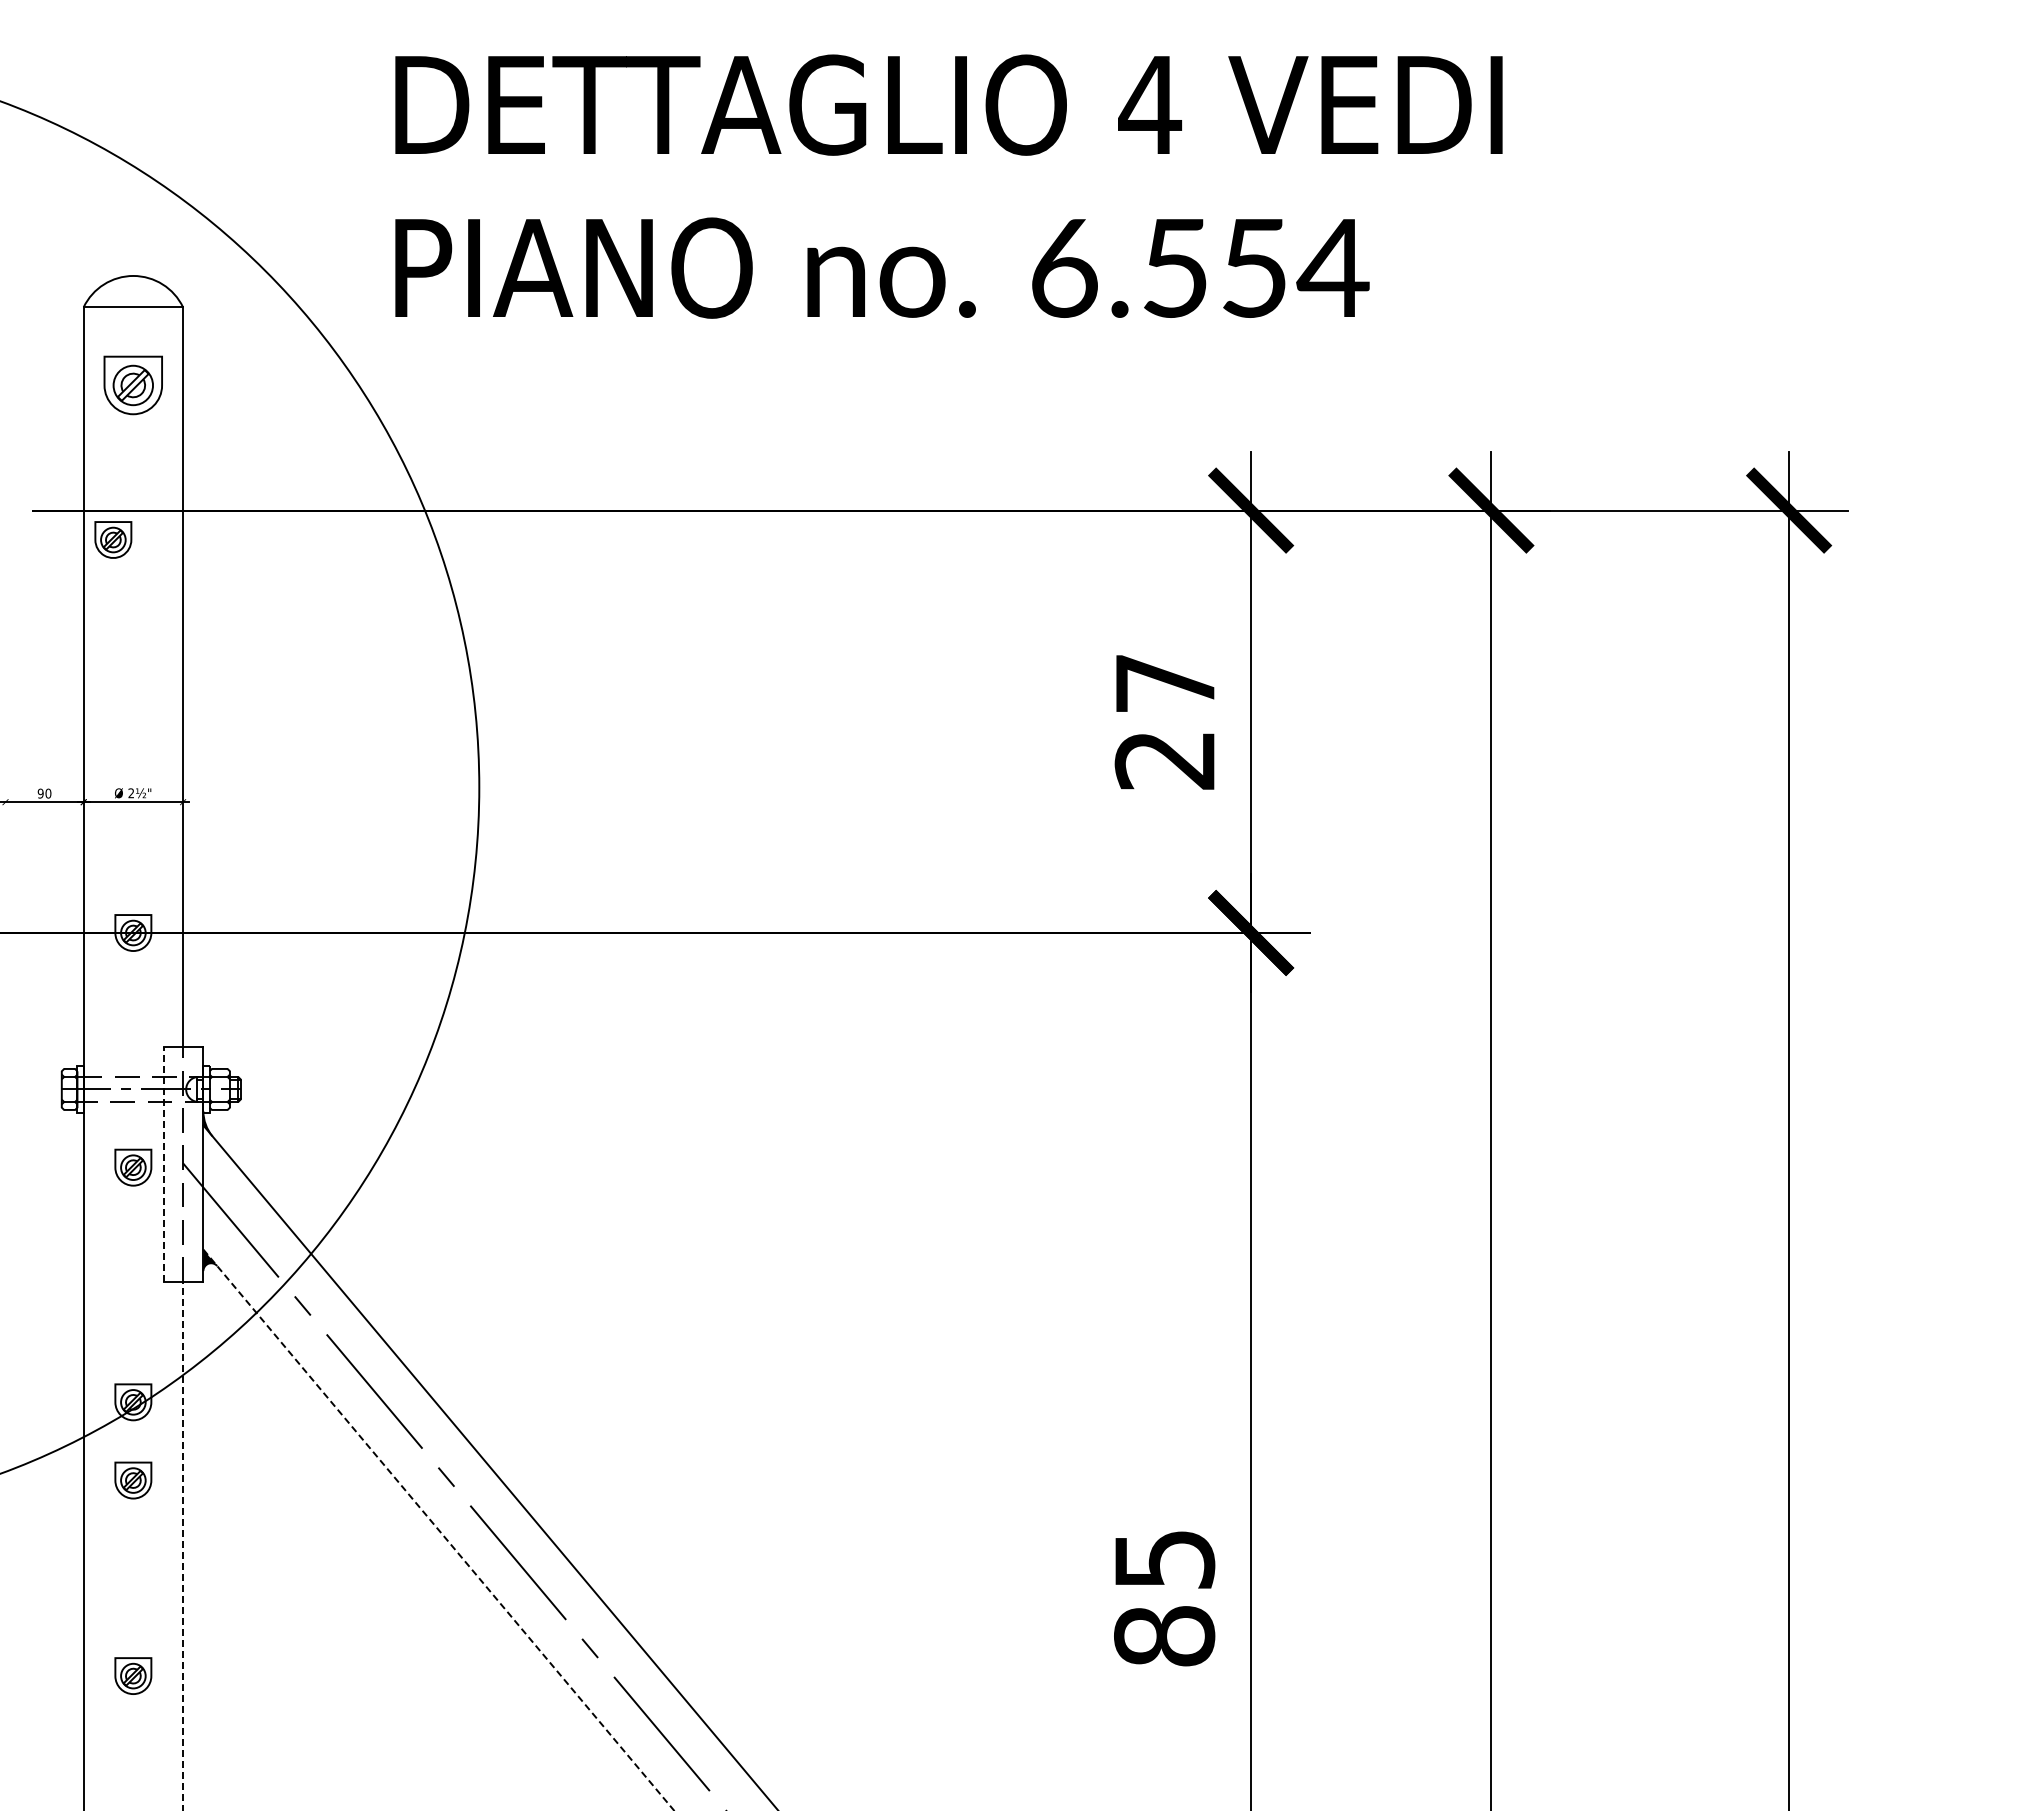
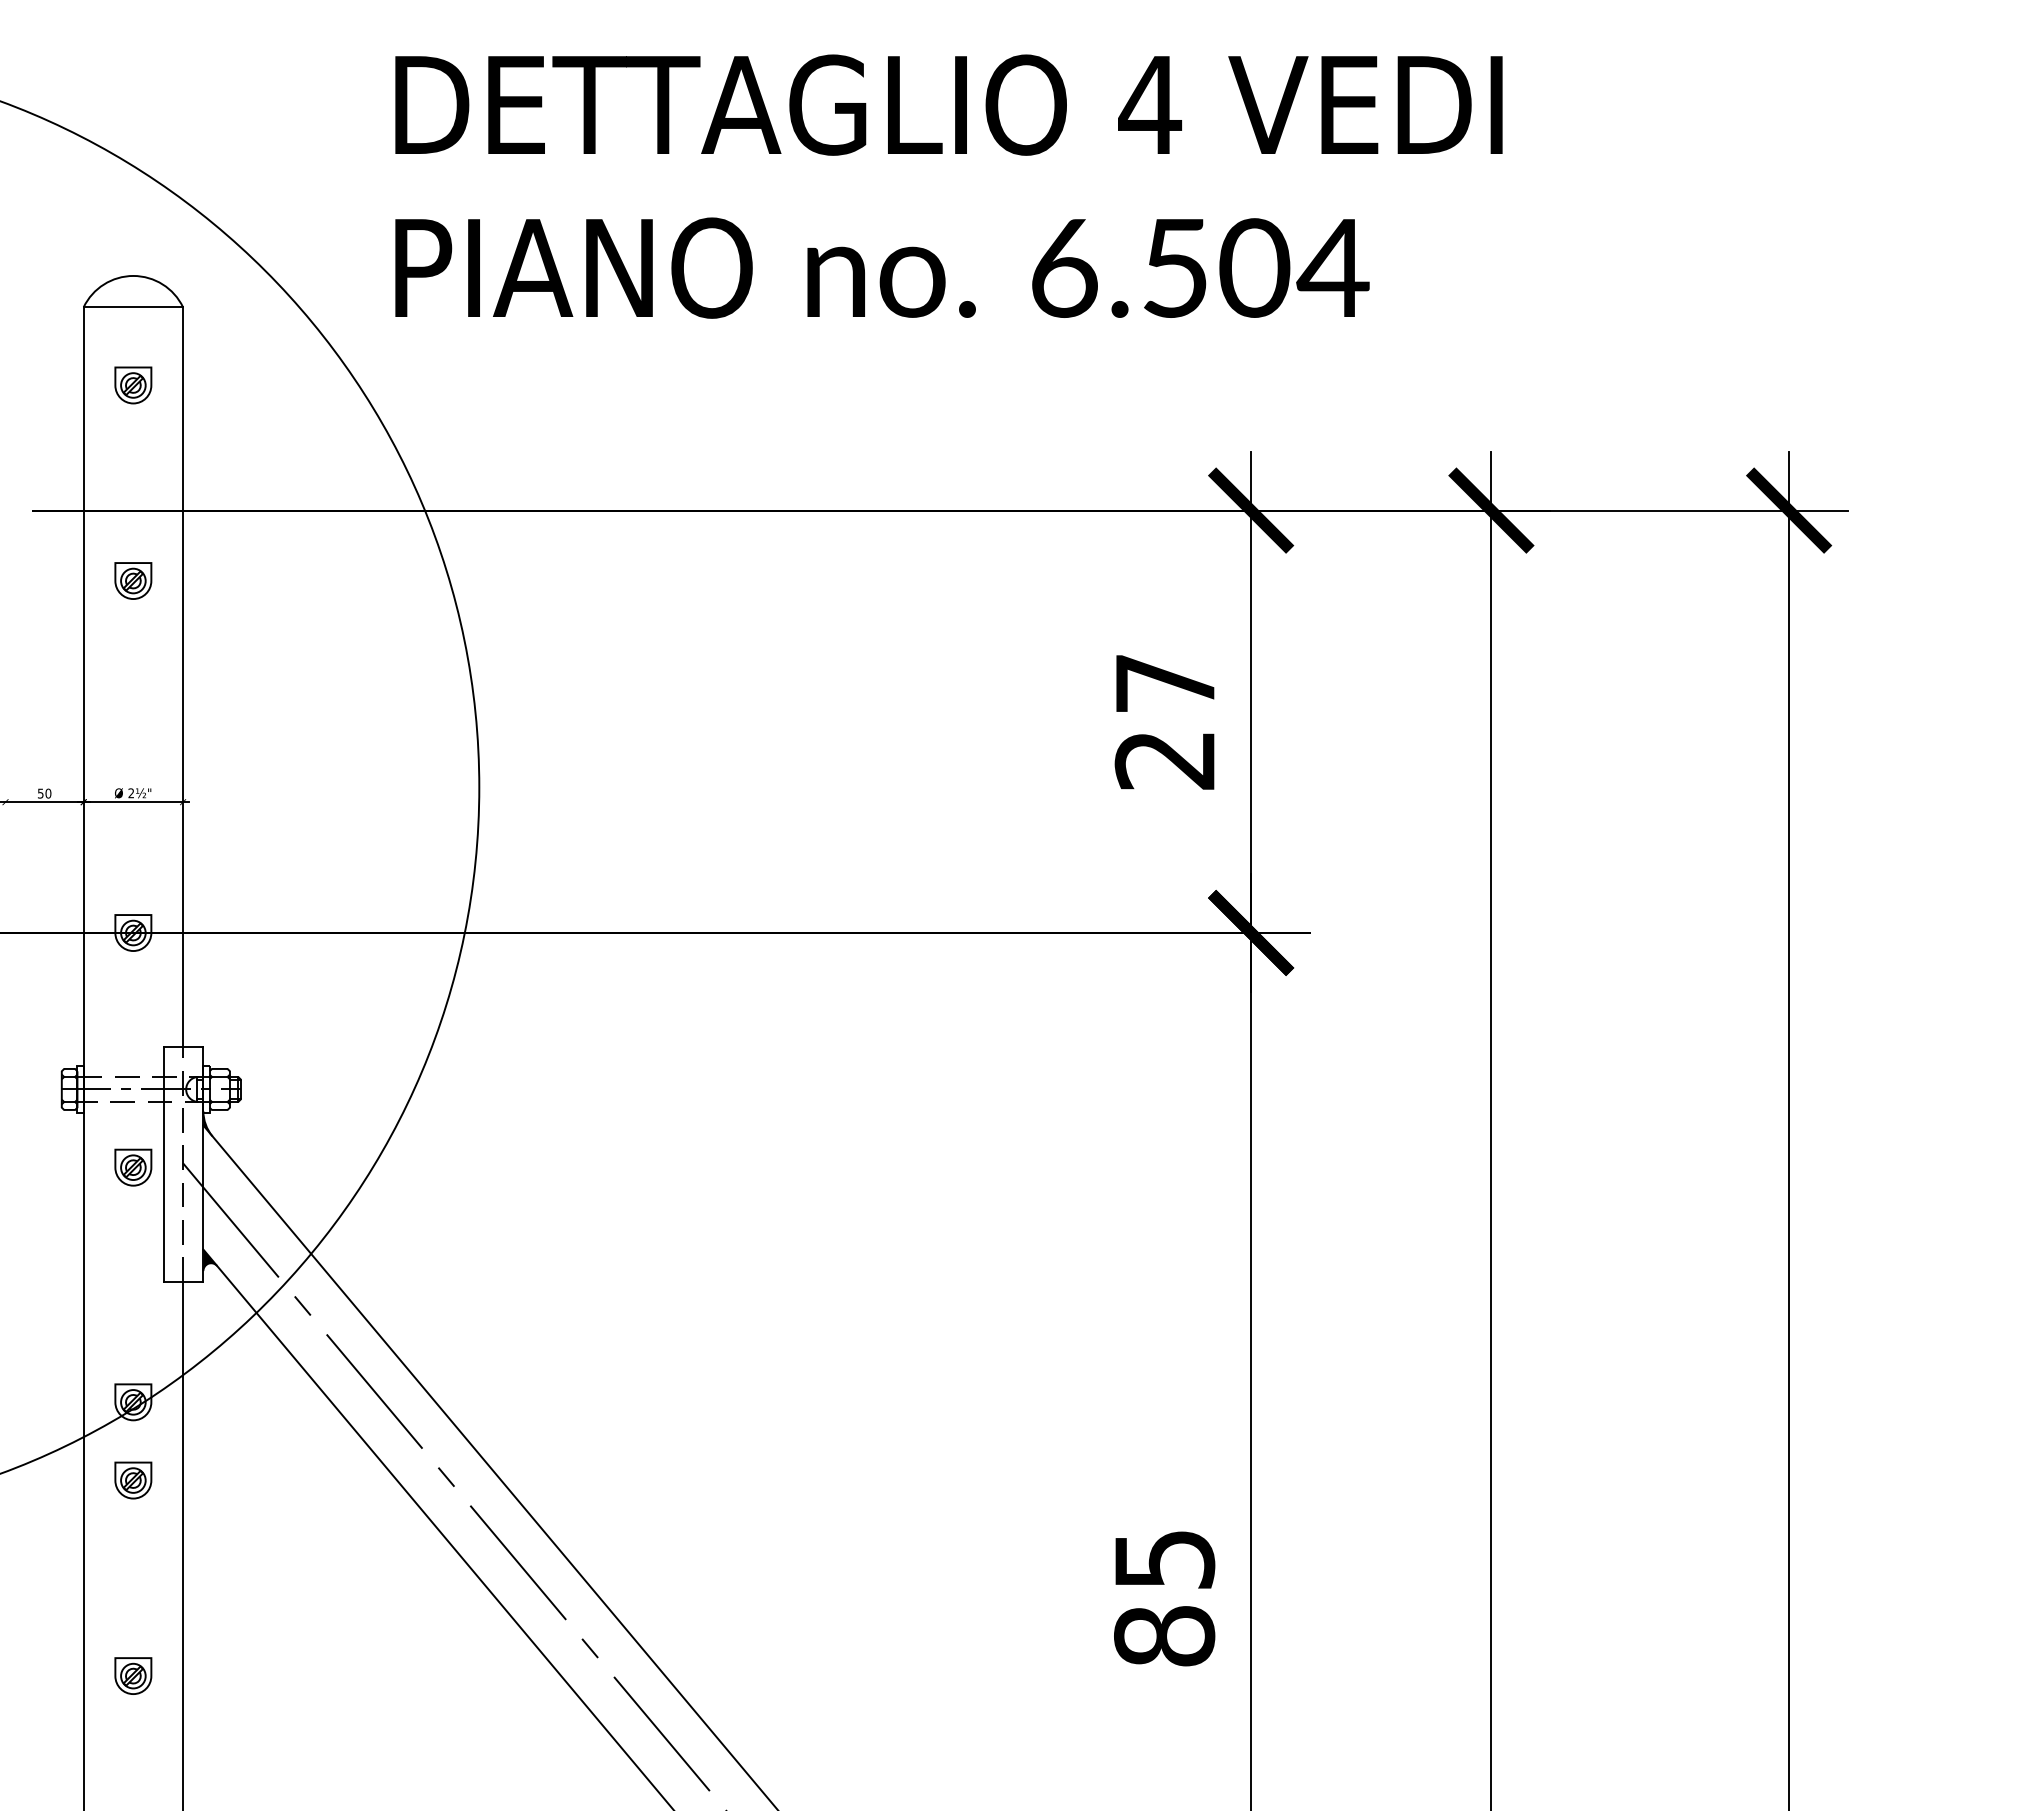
text: 6.554 -> 6.504 (1254, 267)
part size: 60x61 px -> 39x39 px (133, 385)
part position: (113, 539) -> (133, 580) (133, 580)
text: 90 -> 50 (40, 793)
line: dashed -> solid (164, 1164)
line: dashed -> solid (439, 1530)
line: dashed -> solid (183, 1545)
